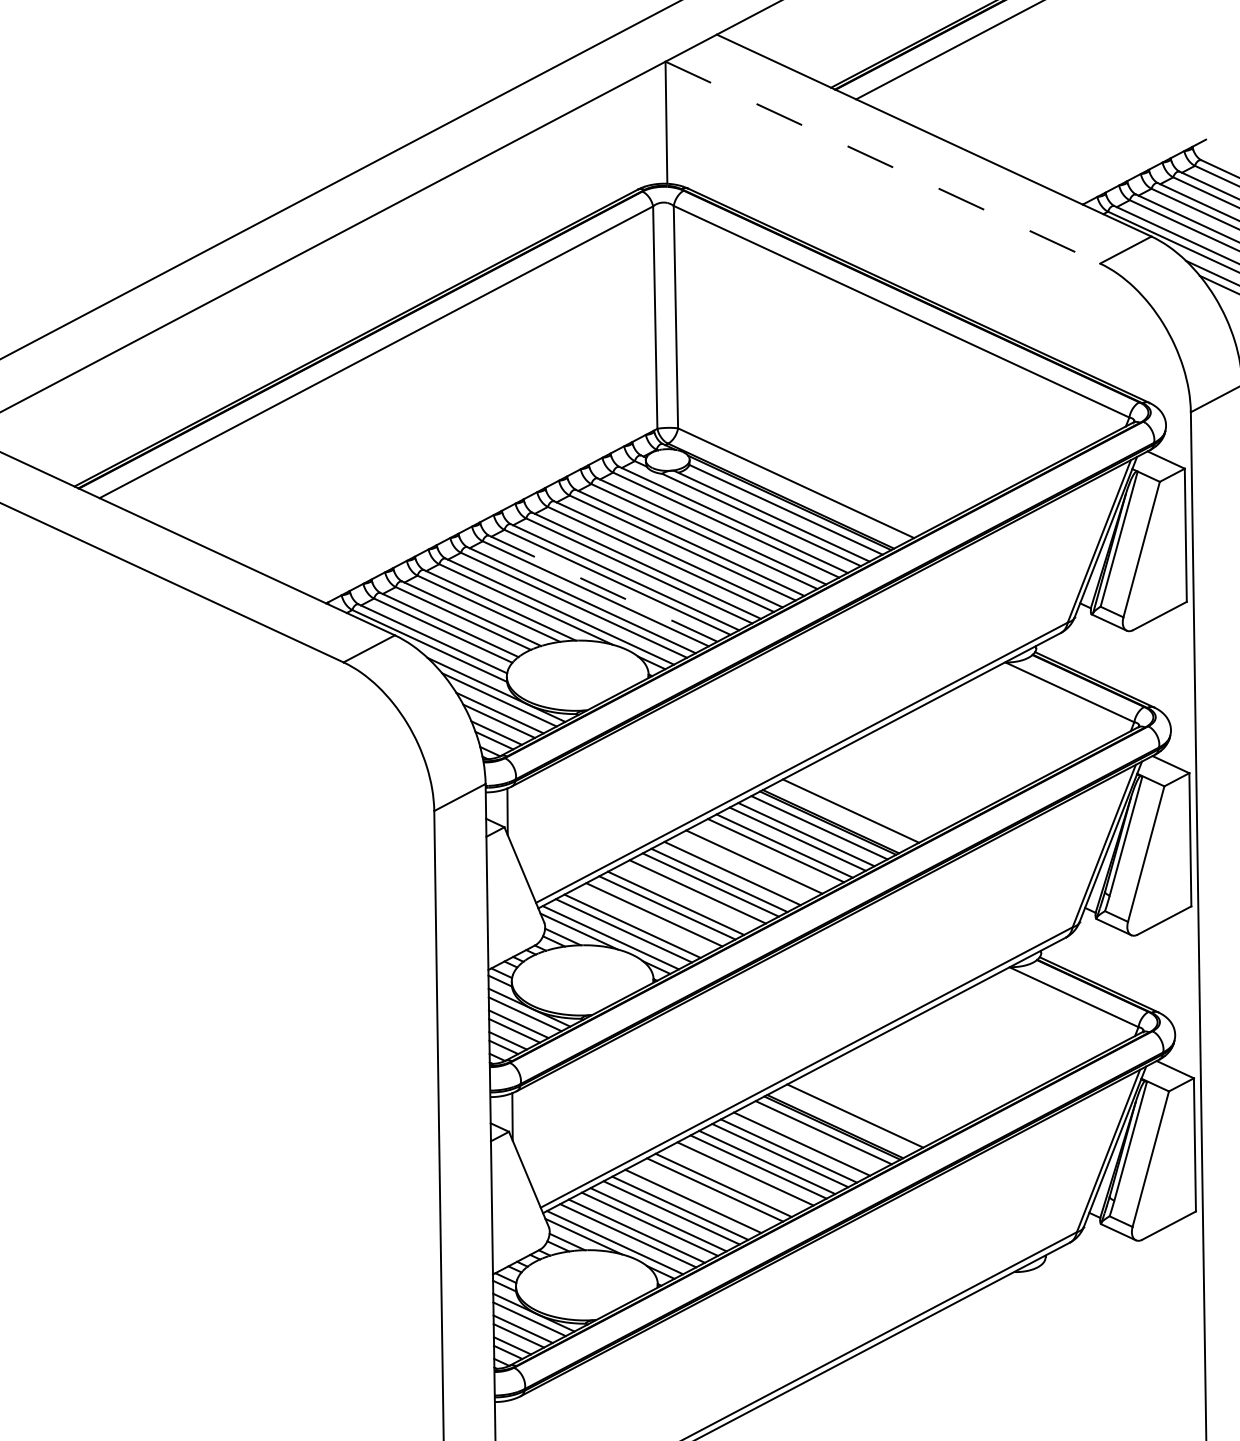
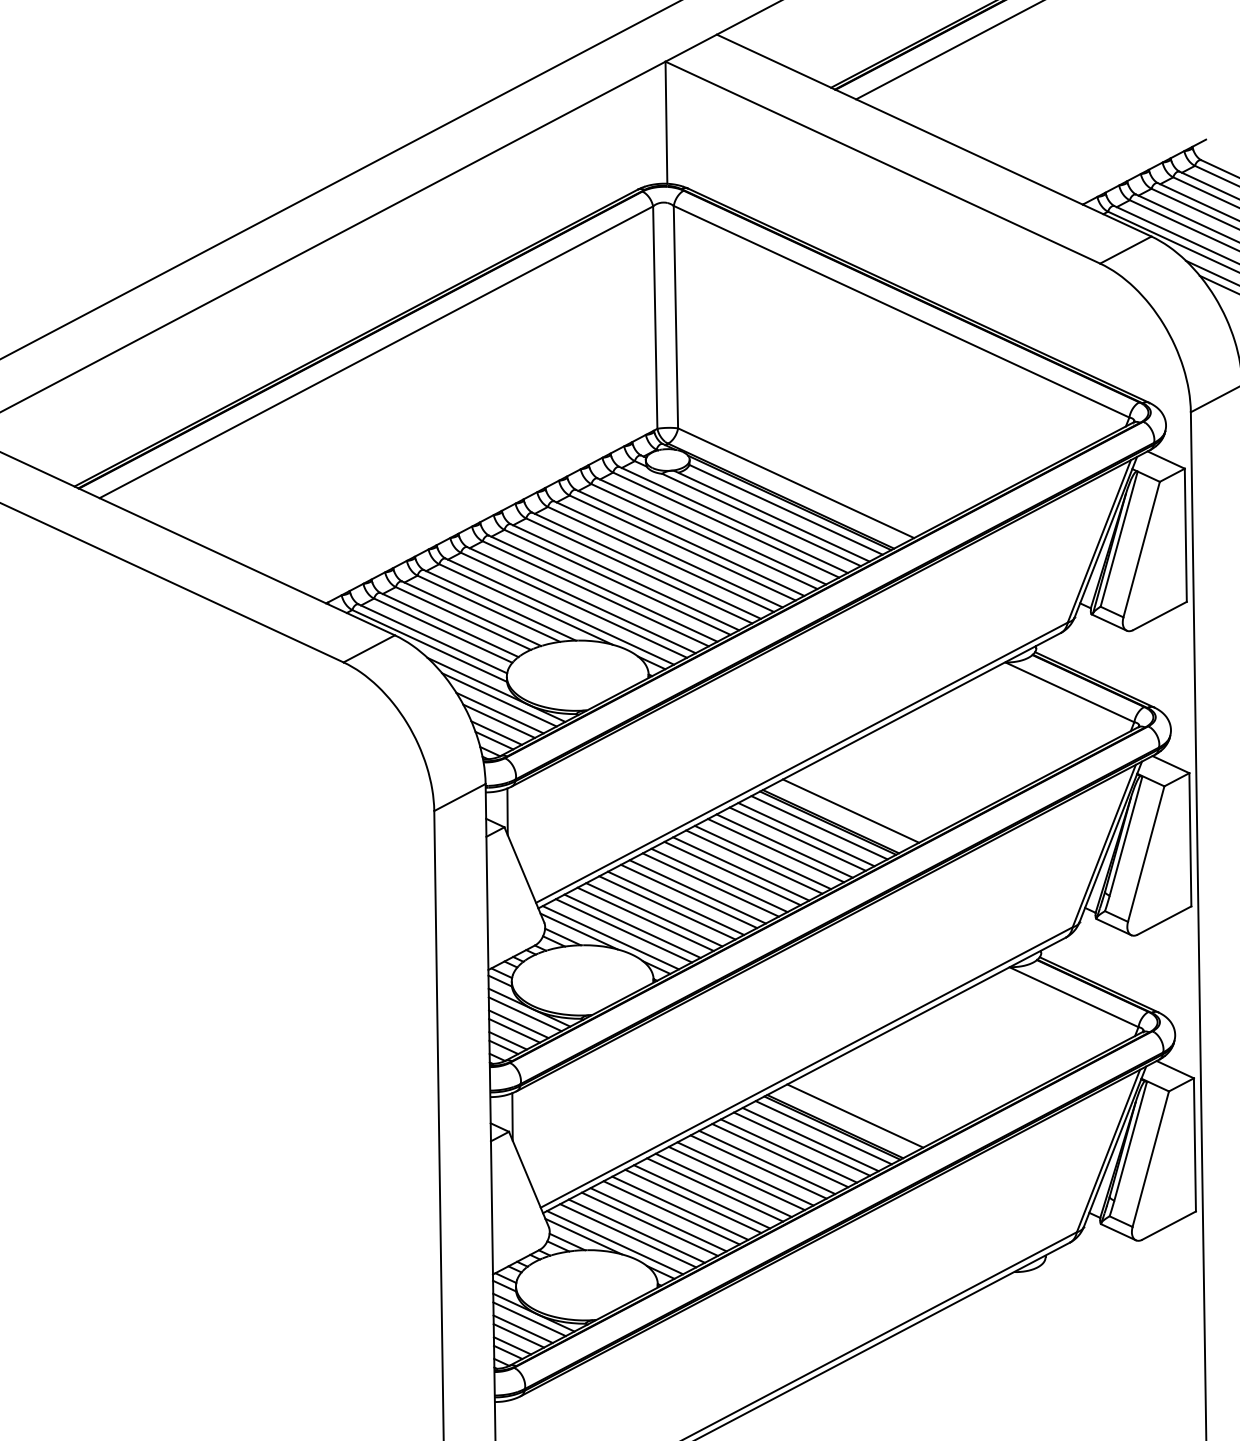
line: dashed -> solid (882, 162)
line: dashed -> solid (603, 588)
line: none -> present (762, 857)
line: none -> present (741, 868)
line: none -> present (689, 896)
line: none -> present (645, 918)
line: none -> present (810, 1139)
line: none -> present (736, 1178)
line: none -> present (702, 1196)
